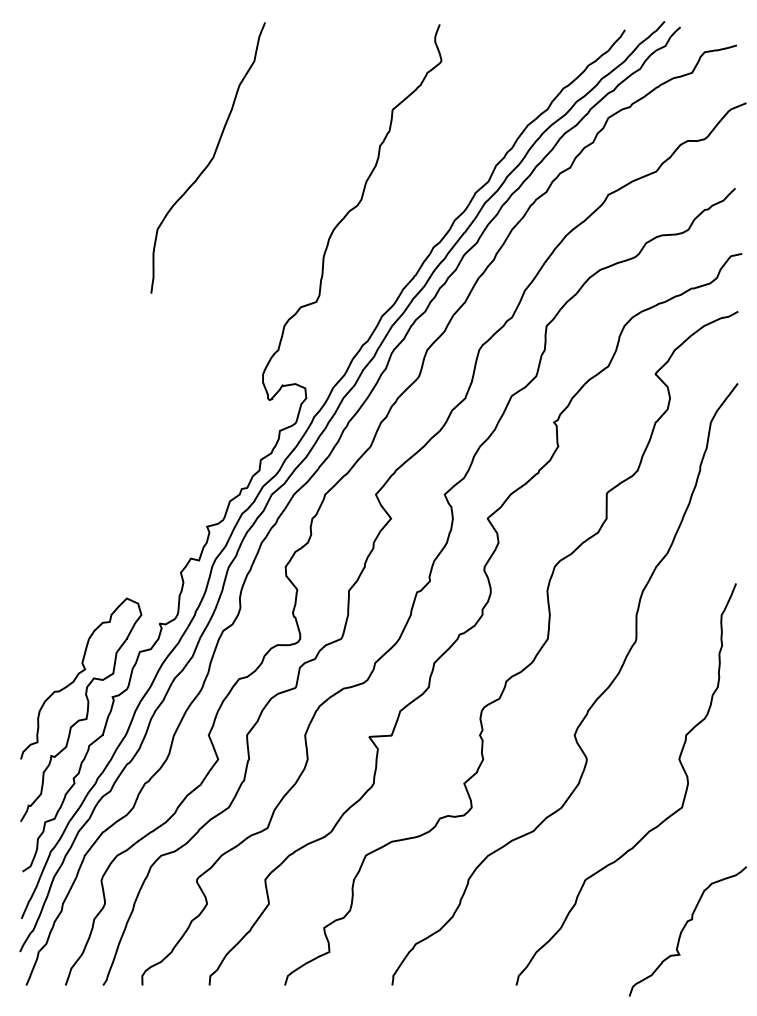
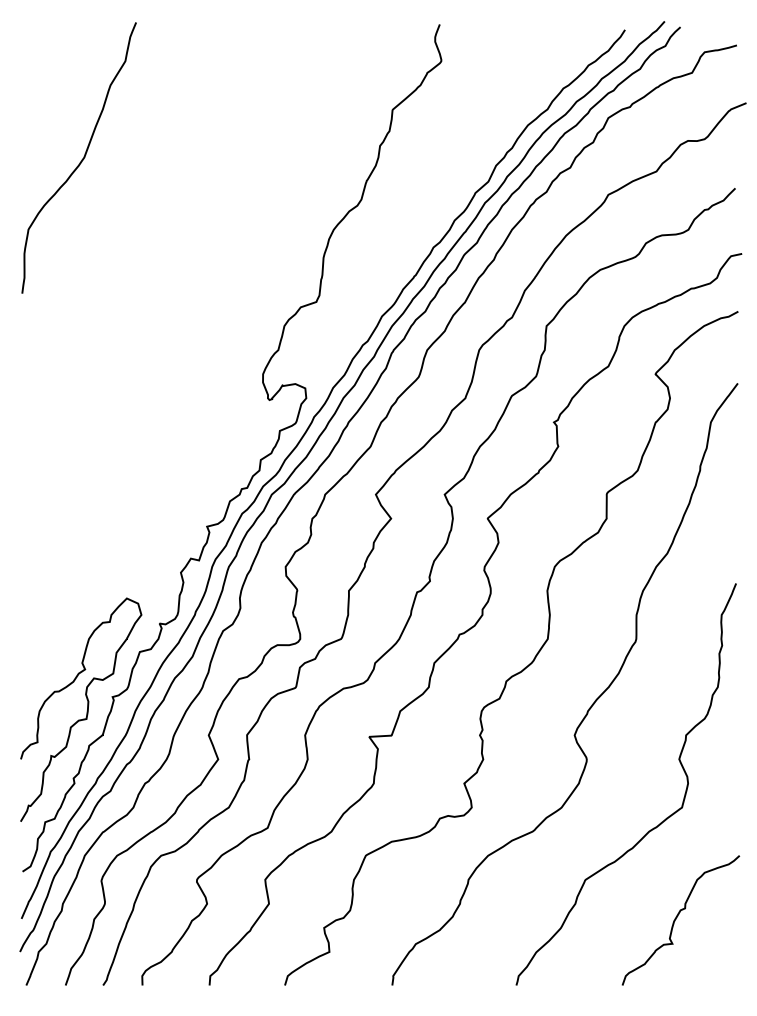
curve position: (210, 159) -> (81, 159) (81, 159)
curve position: (683, 930) -> (676, 919) (676, 919)
